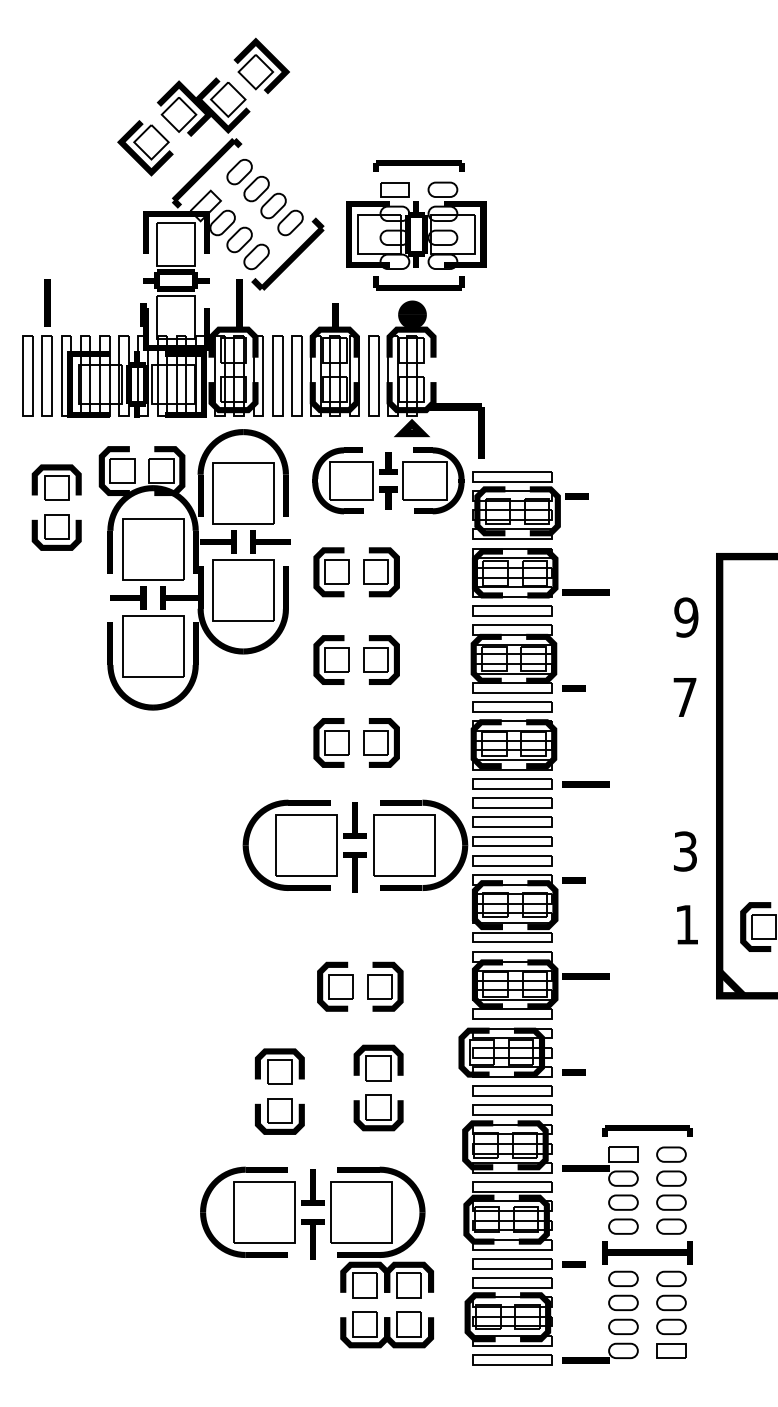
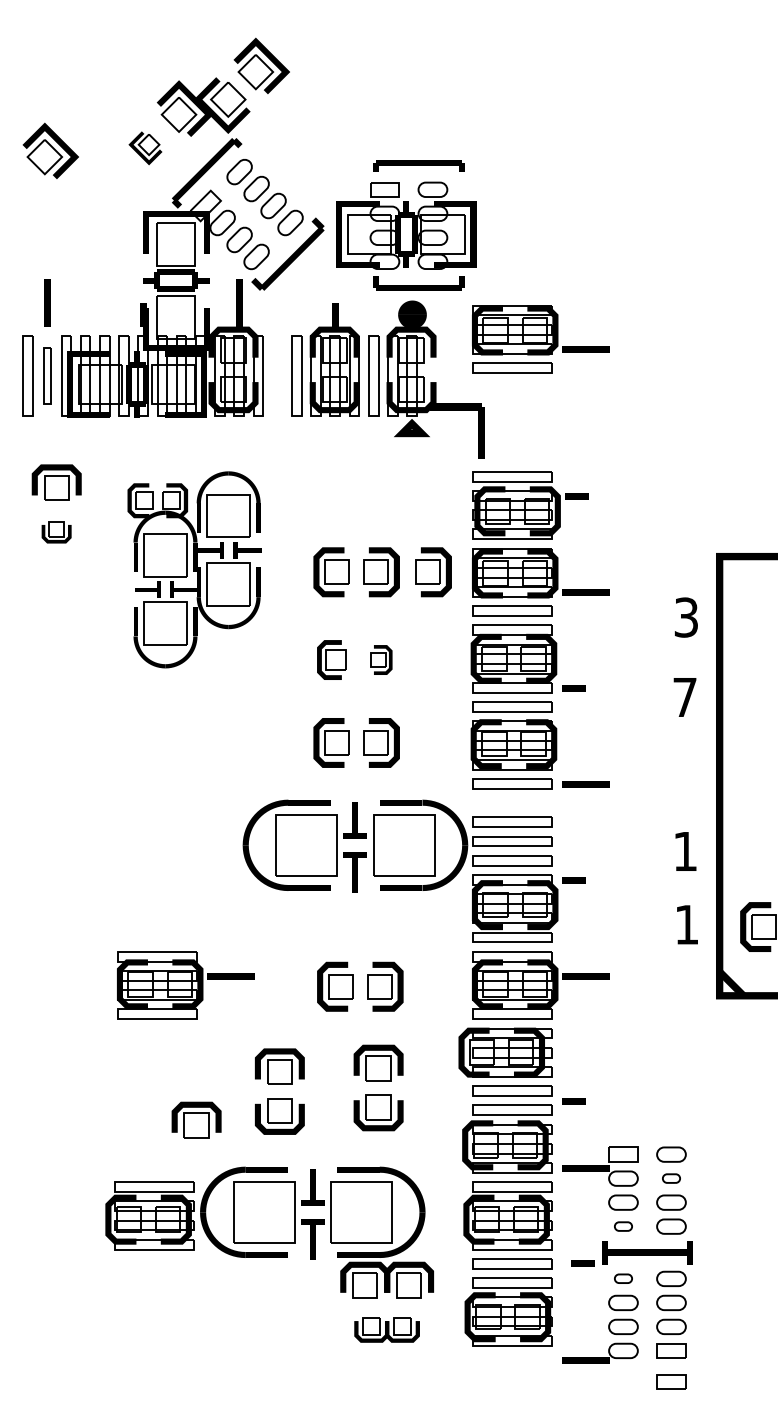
part size: 57x57 px -> 35x35 px (145, 148)
part: none -> present (50, 150)
part position: (416, 225) -> (406, 225) (406, 225)
part: none -> present (540, 339)
part size: 12x82 px -> 9x58 px (47, 375)
part: present -> none (277, 375)
part: present -> none (388, 480)
part size: 51x37 px -> 31x23 px (56, 532)
part size: 193x282 px -> 135x198 px (194, 569)
part: none -> present (433, 572)
text: 9 -> 3 (686, 617)
part size: 37x50 px -> 30x40 px (331, 659)
part size: 37x50 px -> 23x30 px (381, 659)
part: present -> none (512, 802)
text: 3 -> 1 (685, 851)
part: none -> present (185, 985)
line position: (573, 1072) -> (573, 1101) (573, 1101)
part: none -> present (196, 1119)
part: present -> none (647, 1130)
part size: 31x17 px -> 19x11 px (671, 1178)
part: none -> present (149, 1215)
part size: 31x17 px -> 19x11 px (623, 1226)
line position: (573, 1264) -> (582, 1263) (582, 1263)
part size: 31x17 px -> 19x11 px (623, 1278)
part size: 94x38 px -> 66x26 px (386, 1329)
part: present -> none (512, 1359)
part: none -> present (671, 1381)
